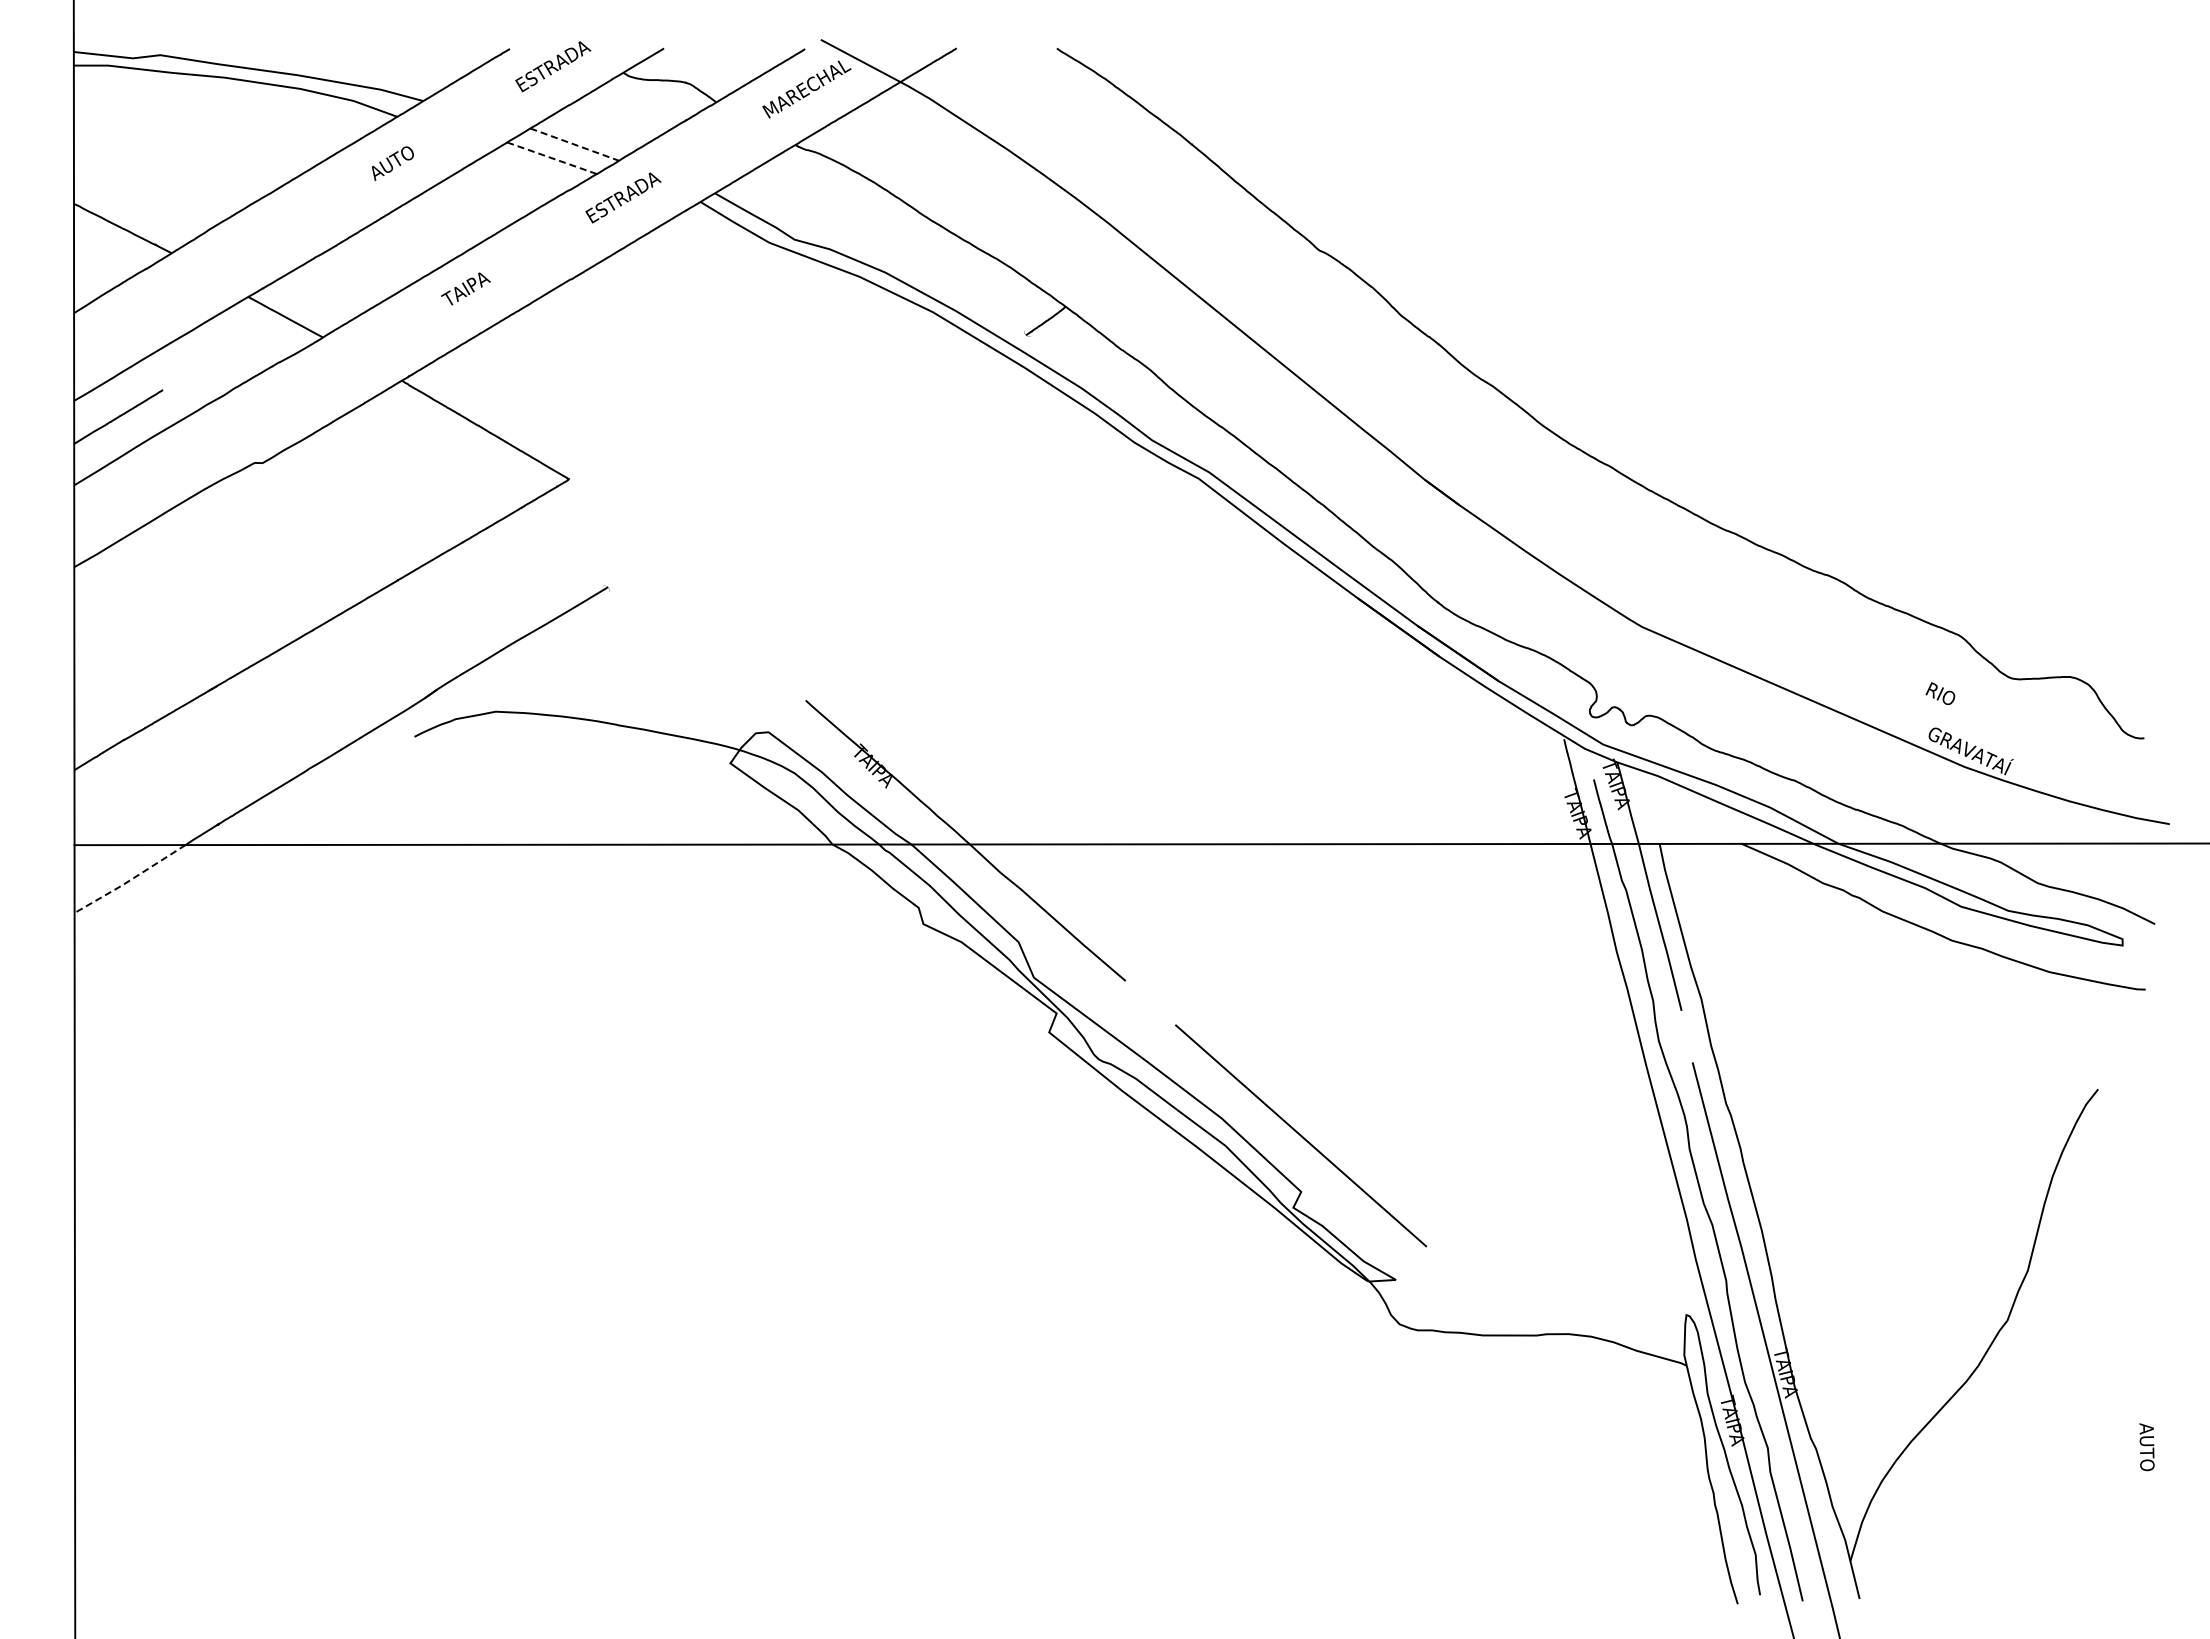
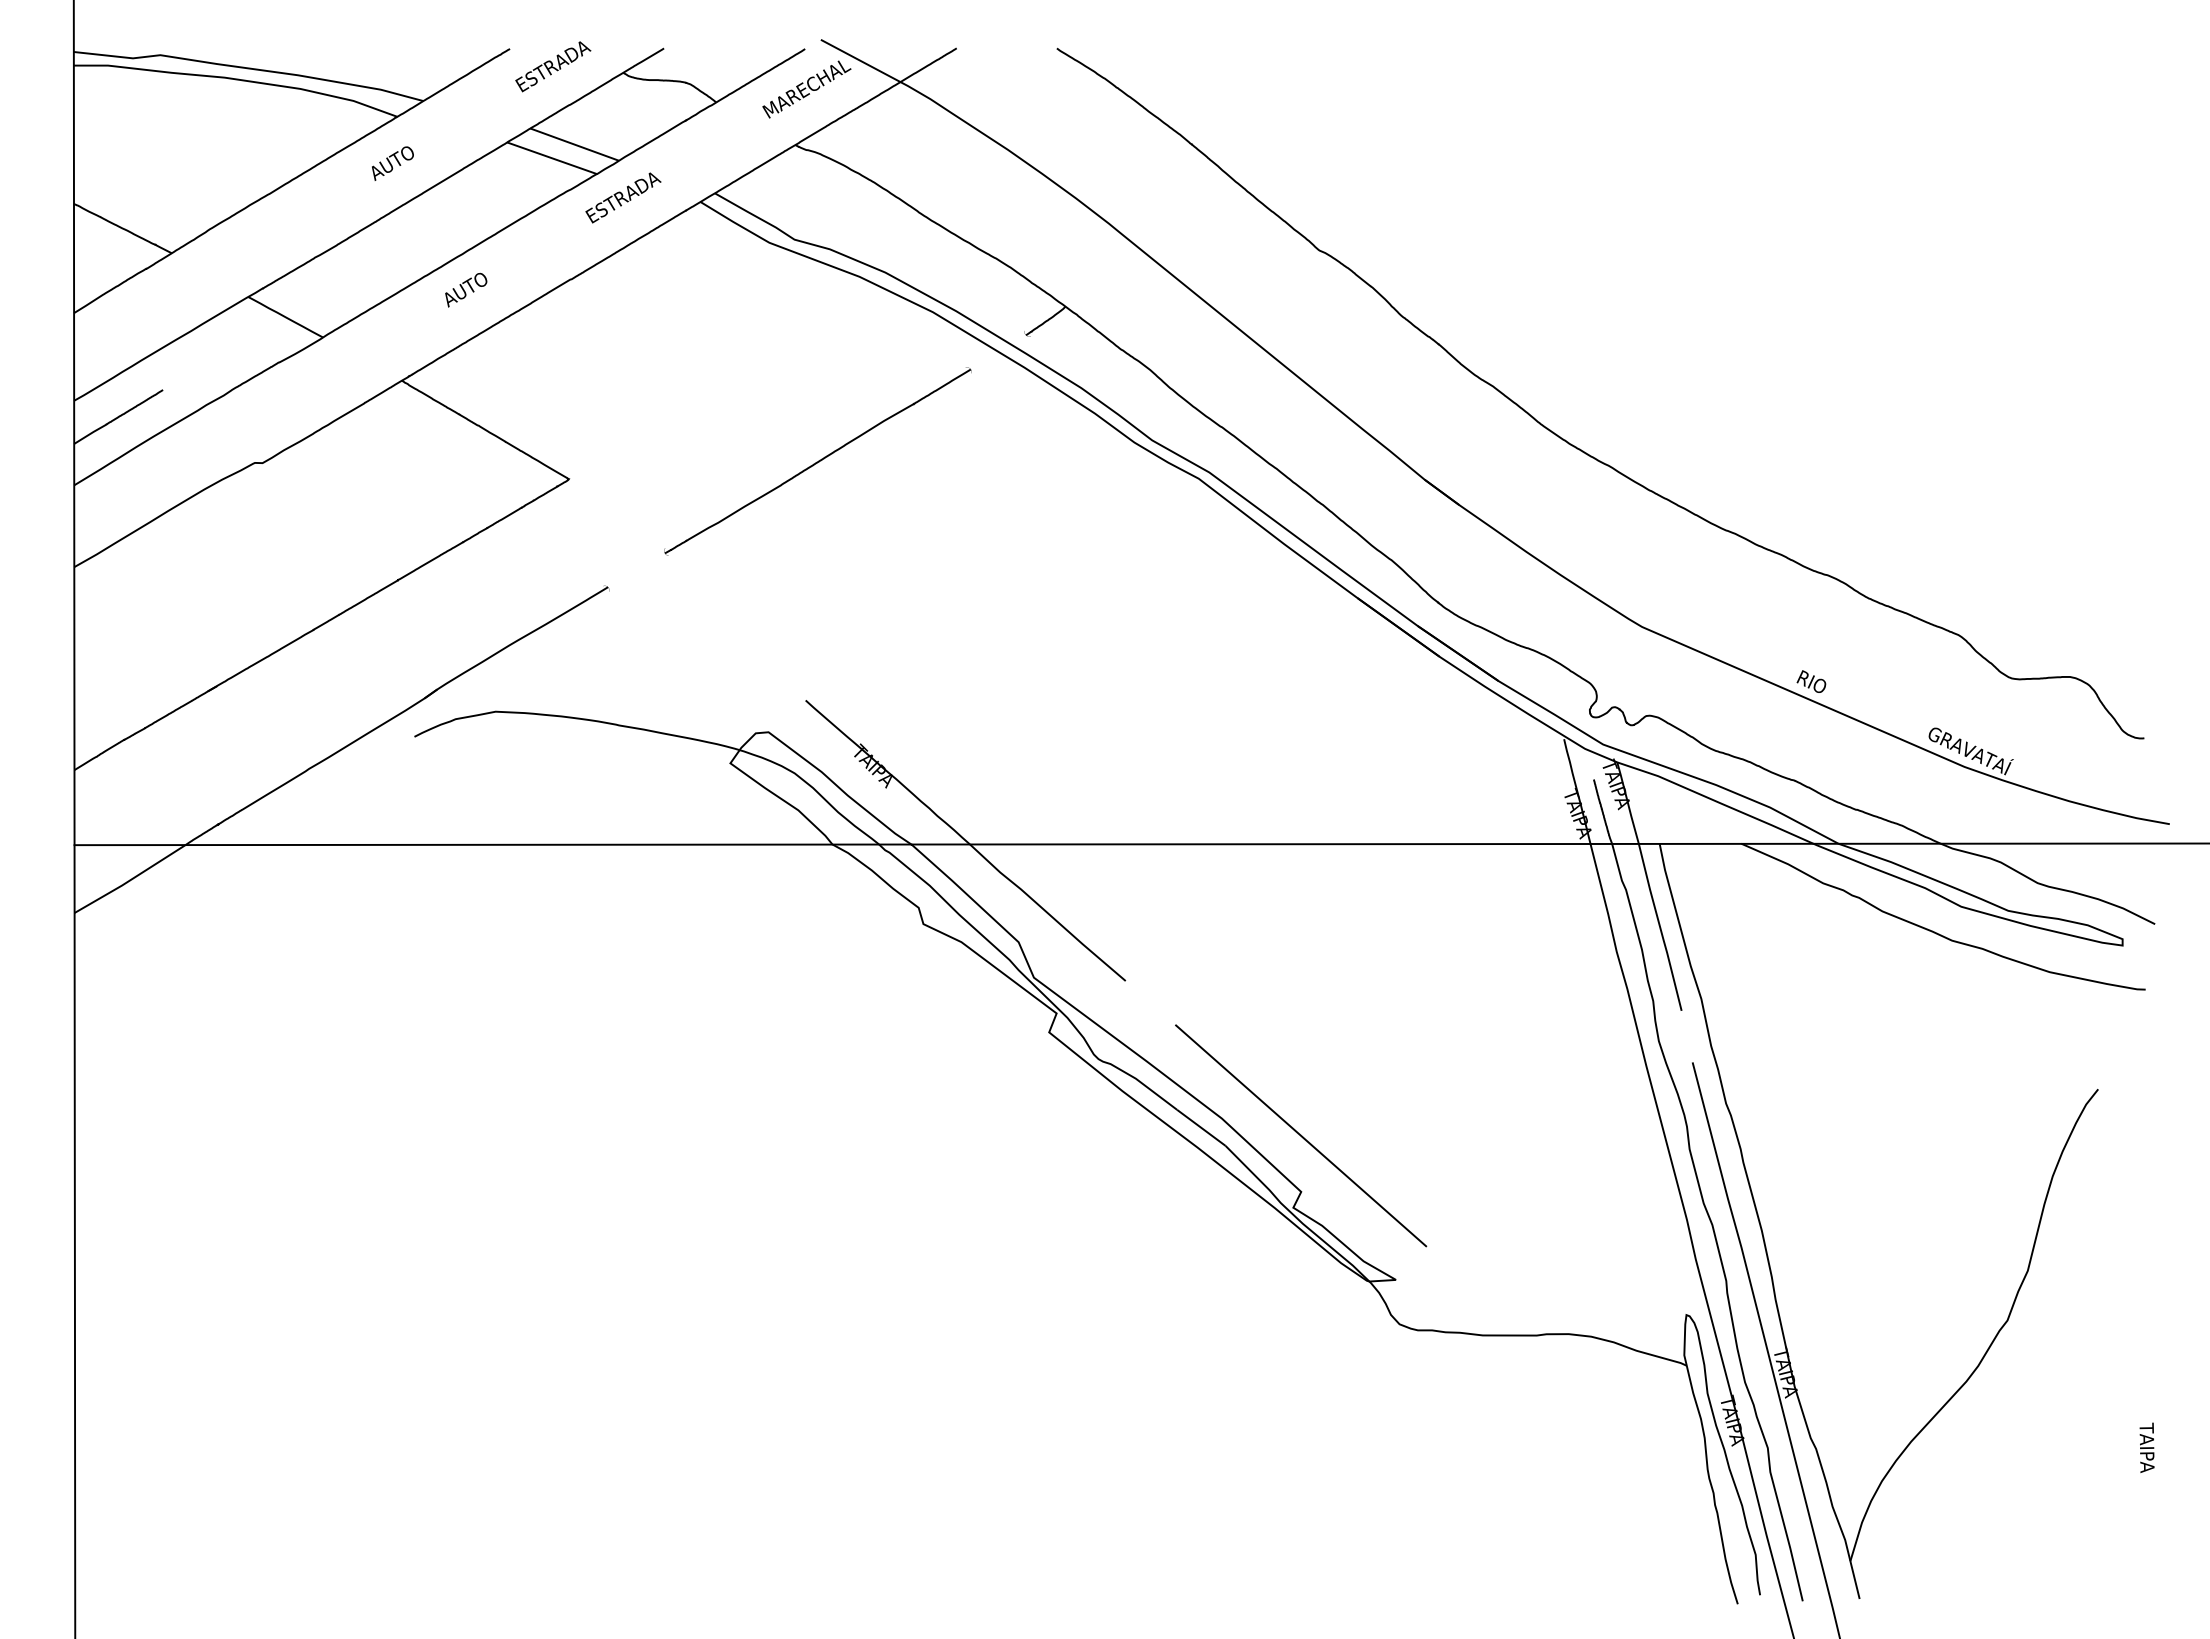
line: dashed -> solid (575, 144)
line: dashed -> solid (552, 158)
text: TAIPA -> AUTO (465, 289)
part: none -> present (817, 461)
text position: (1940, 693) -> (1811, 681) (1811, 681)
line: dashed -> solid (130, 880)
text: AUTO -> TAIPA (2146, 1447)
